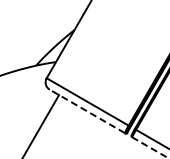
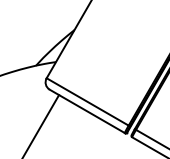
line: dashed -> solid (86, 111)
line: dashed -> solid (150, 147)
